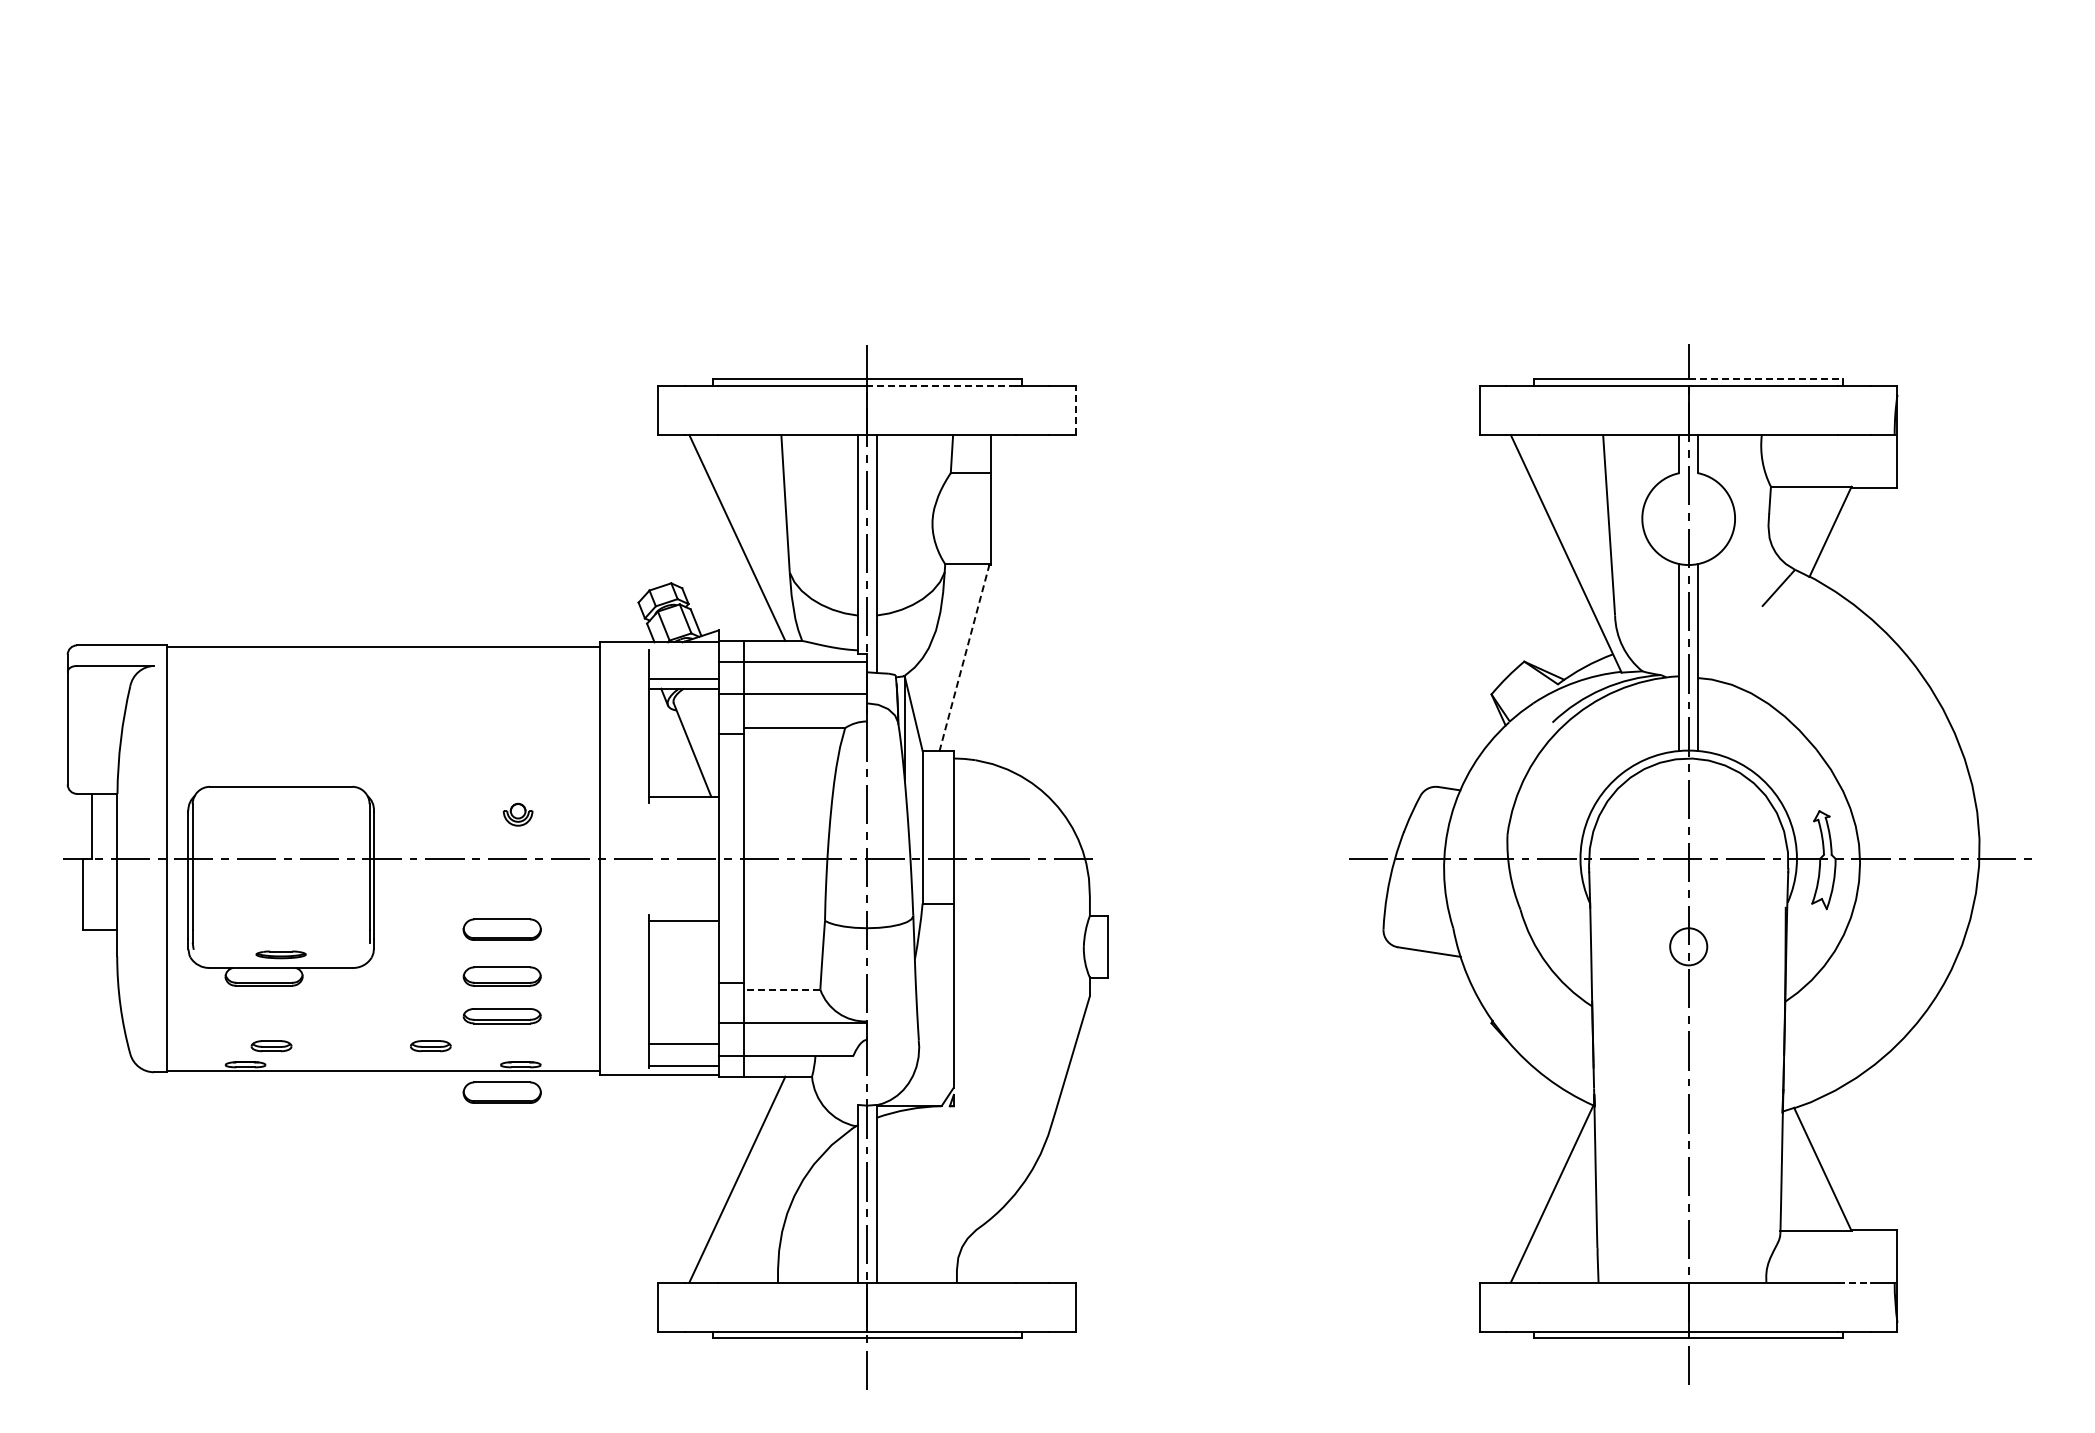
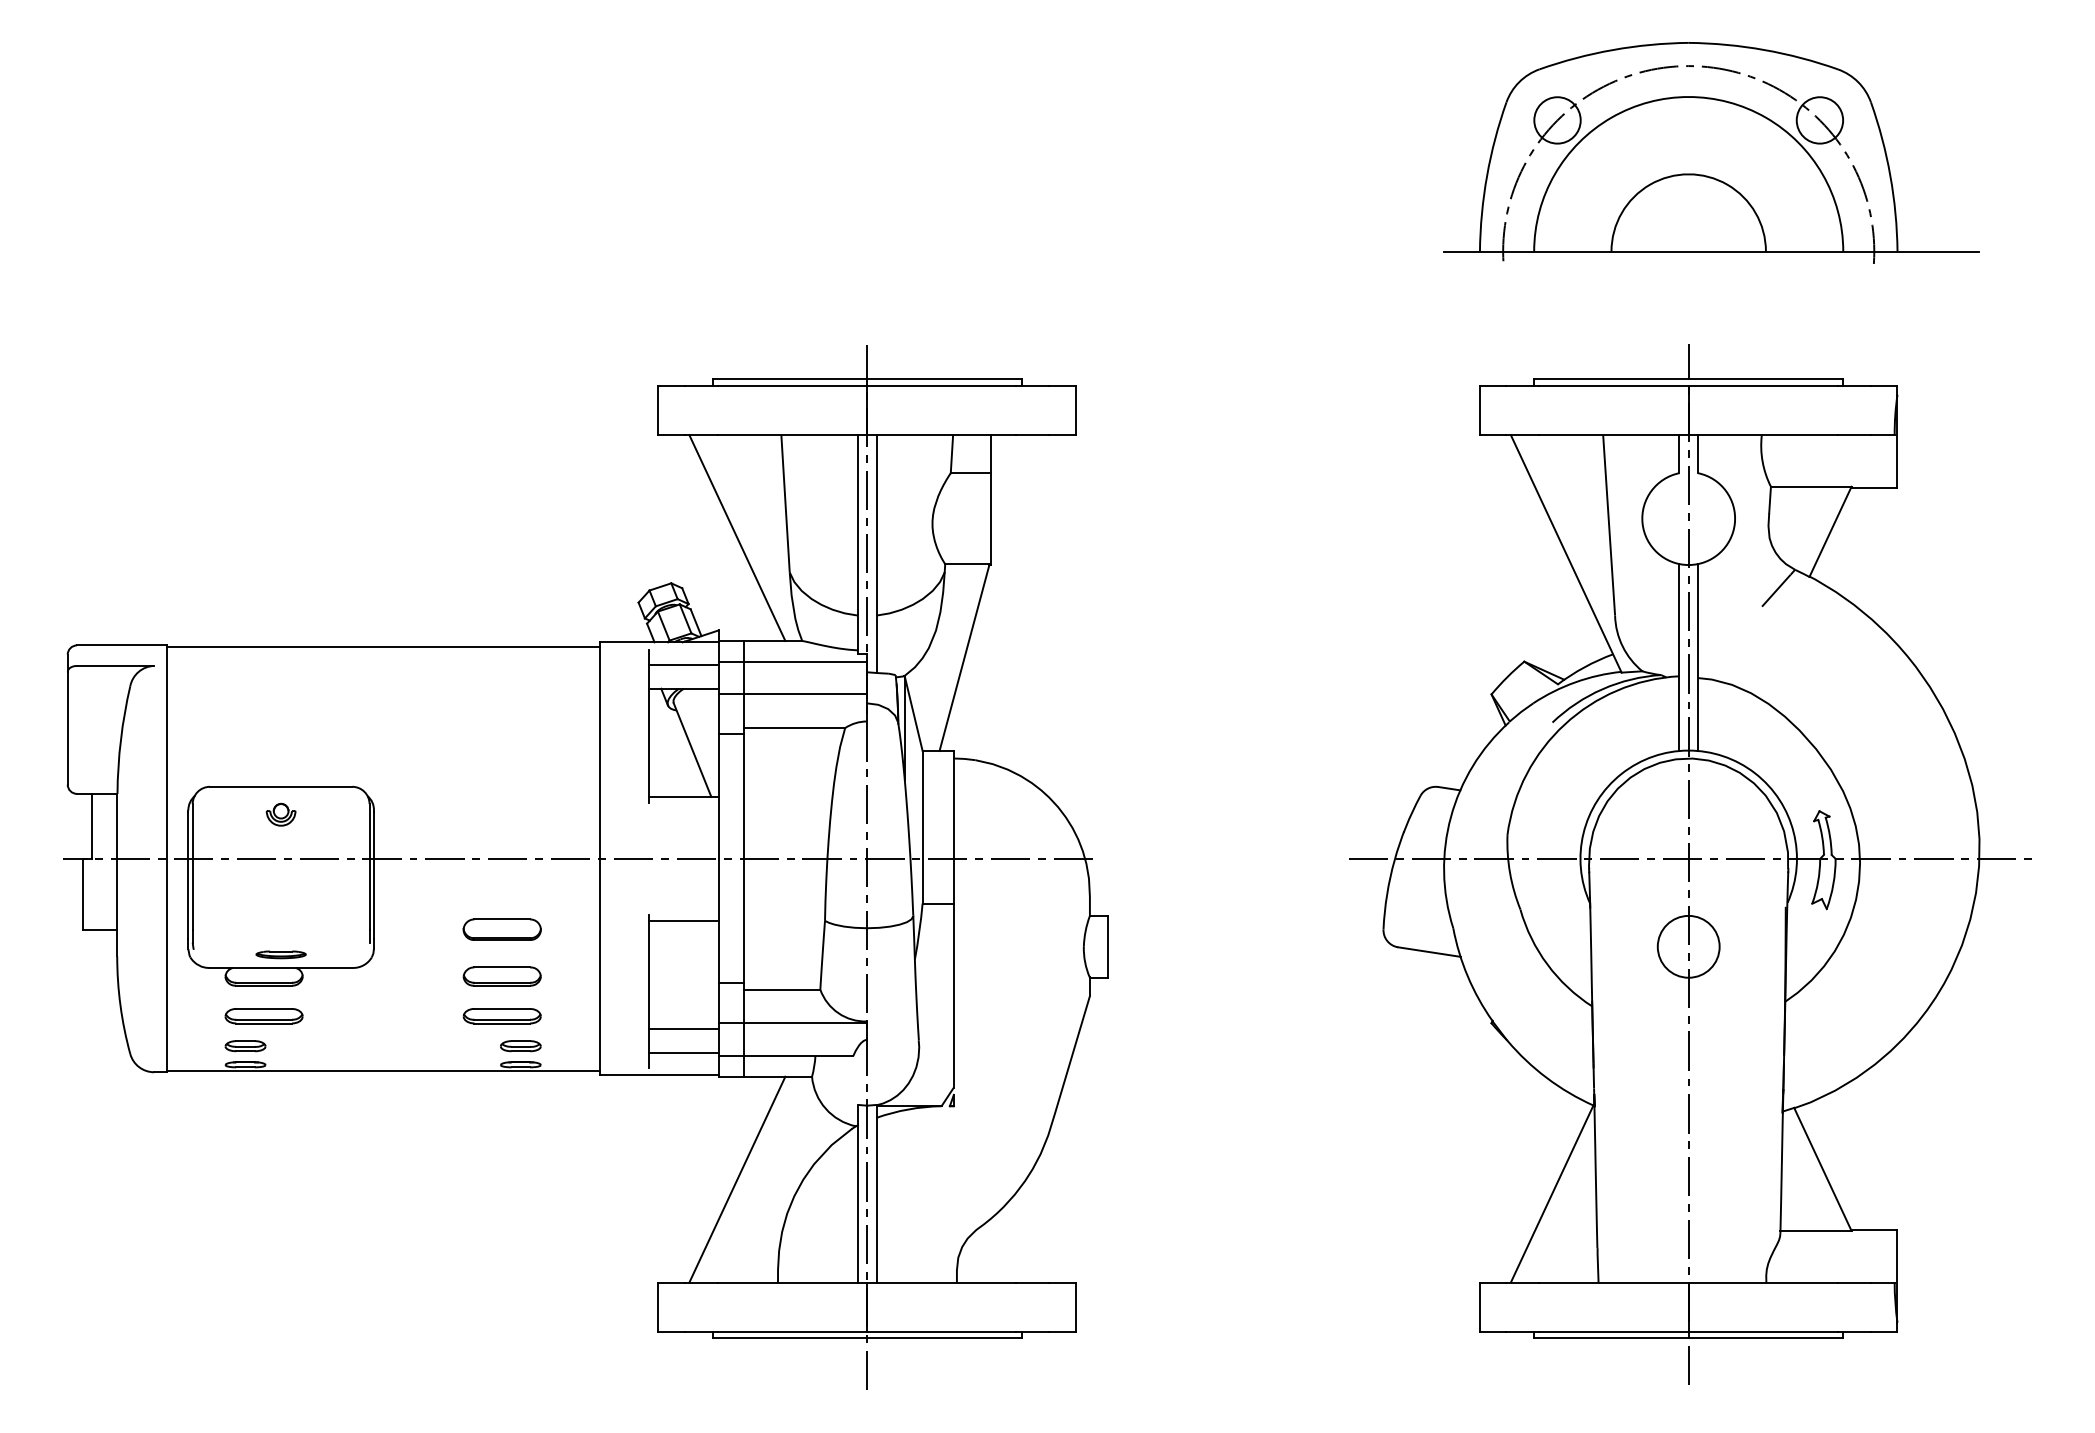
part: none -> present (1711, 152)
line: dashed -> solid (1766, 379)
line: dashed -> solid (941, 385)
line: dashed -> solid (1075, 410)
line: dashed -> solid (964, 657)
line position: (683, 678) -> (683, 664) (683, 664)
part position: (517, 814) -> (280, 814) (280, 814)
circle diameter: 37 px -> 62 px (1688, 946)
line: dashed -> solid (781, 989)
part: none -> present (263, 1016)
line position: (683, 1043) -> (683, 1028) (683, 1028)
part position: (271, 1046) -> (245, 1046) (245, 1046)
part position: (430, 1046) -> (520, 1046) (520, 1046)
line position: (683, 1065) -> (683, 1052) (683, 1052)
part: present -> none (501, 1092)
line: dashed -> solid (1854, 1282)
